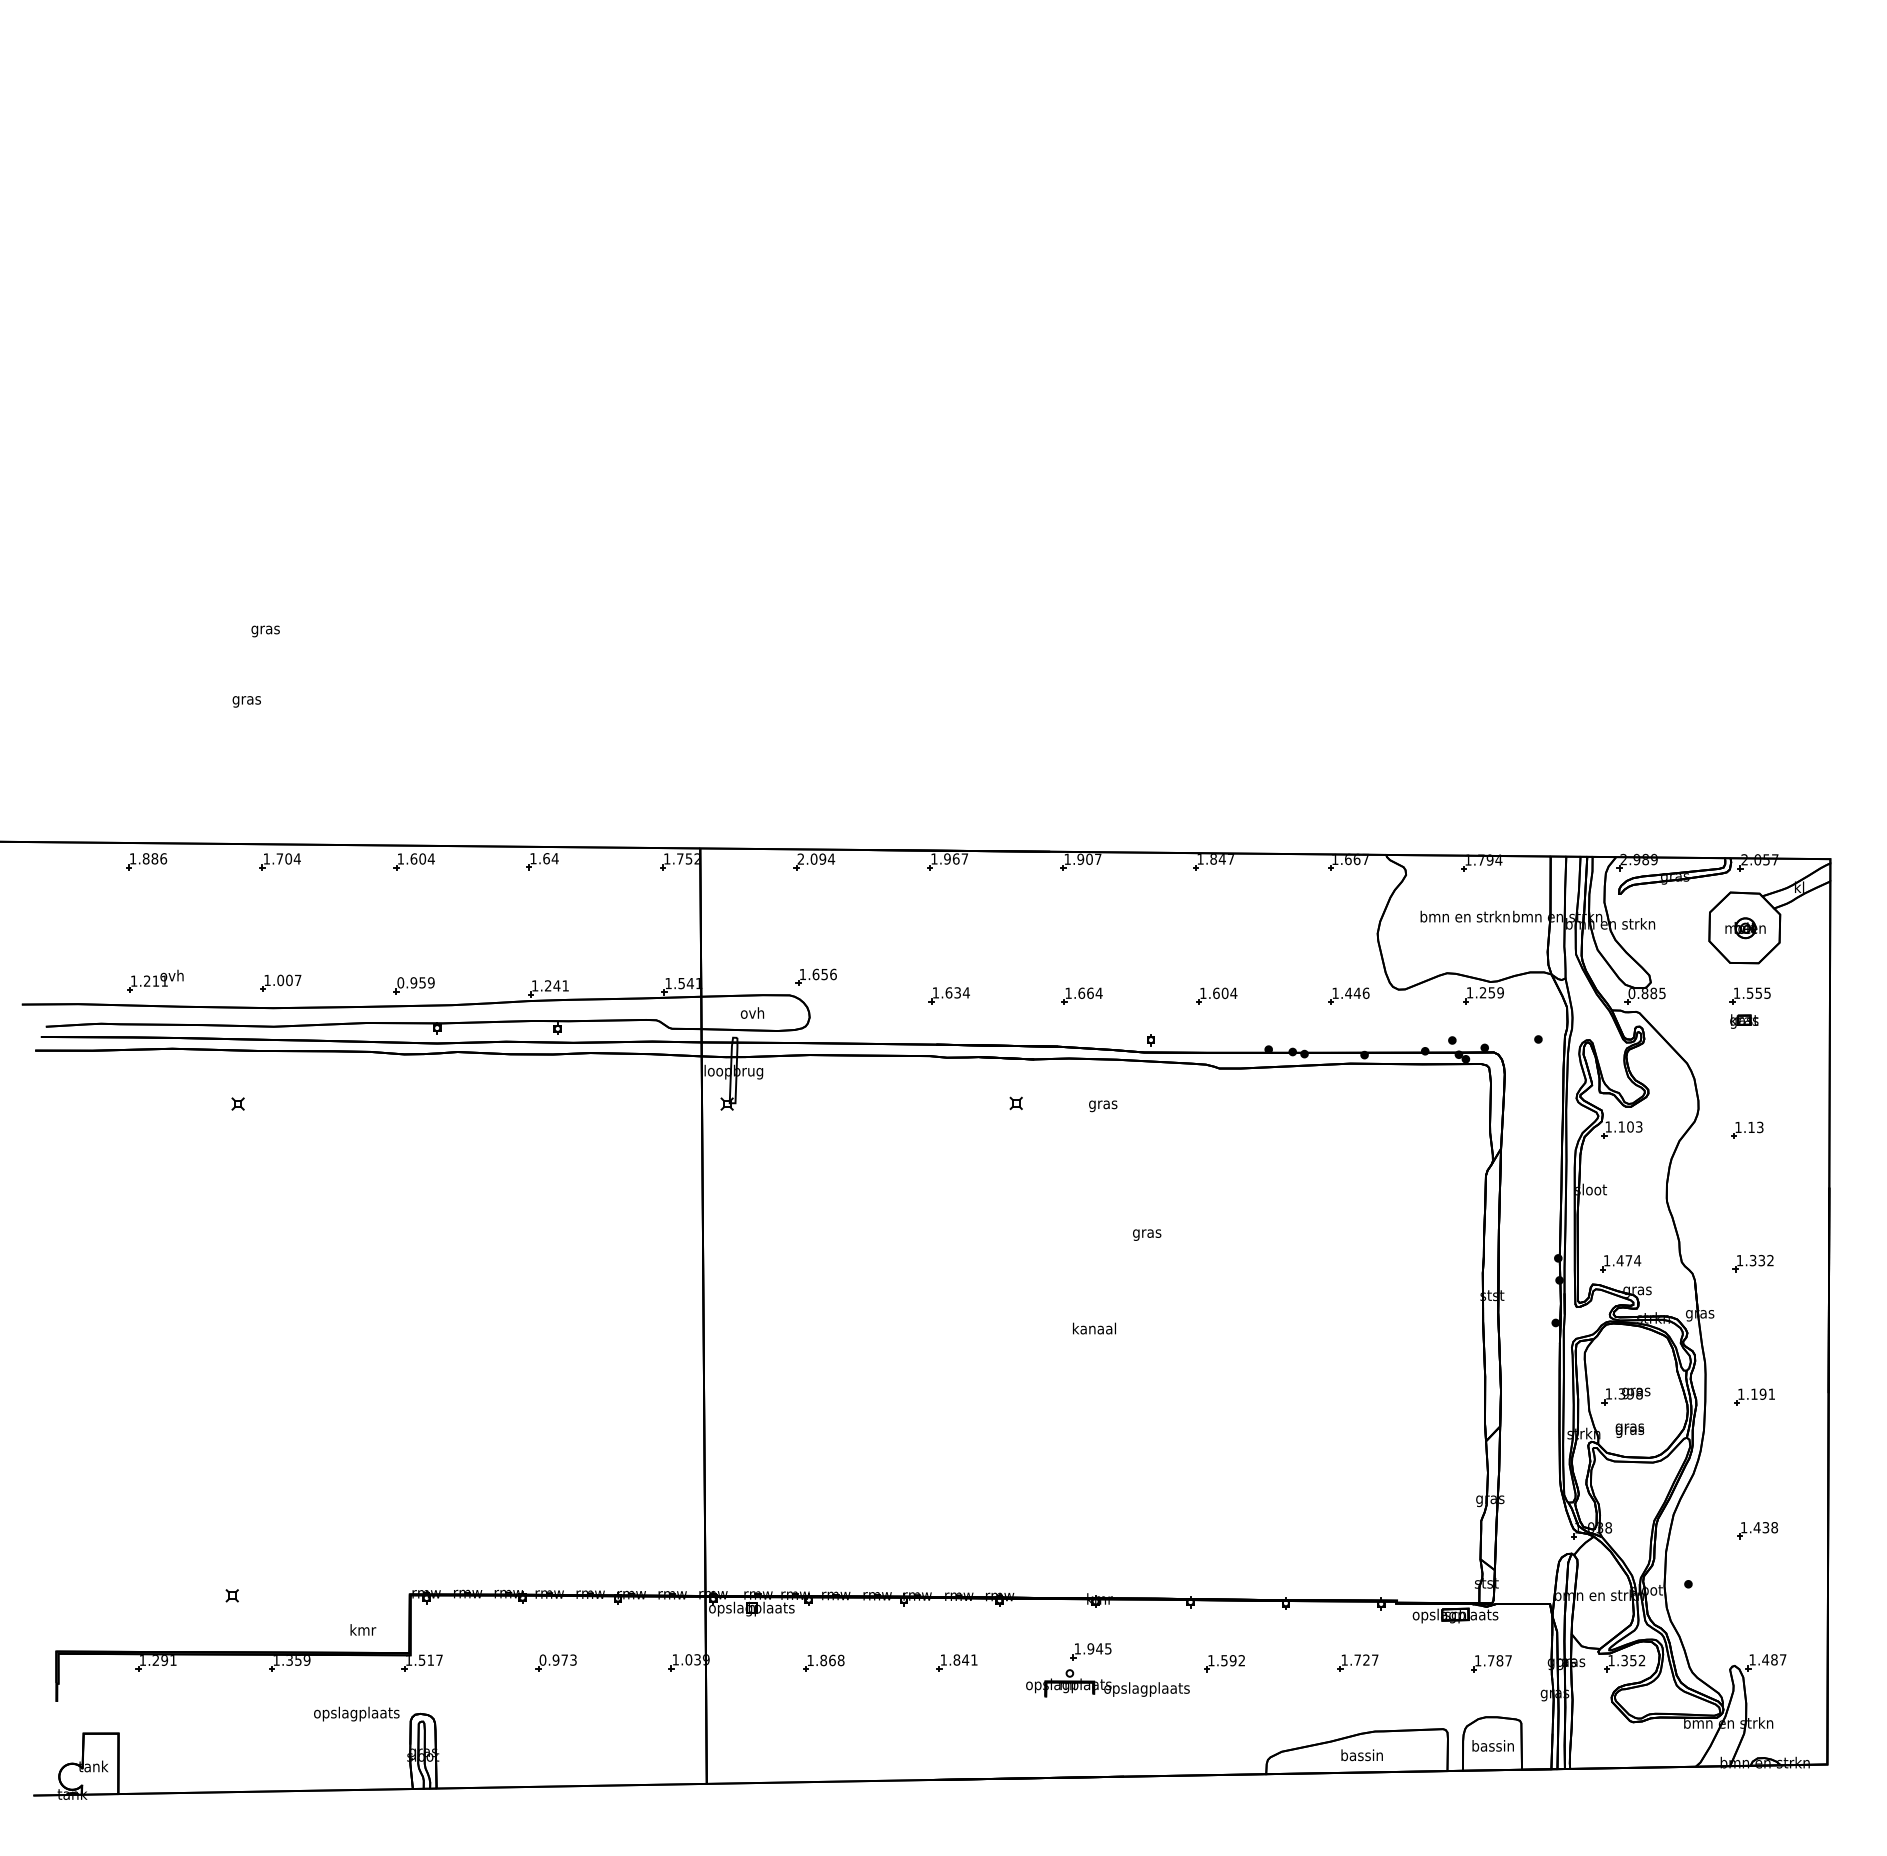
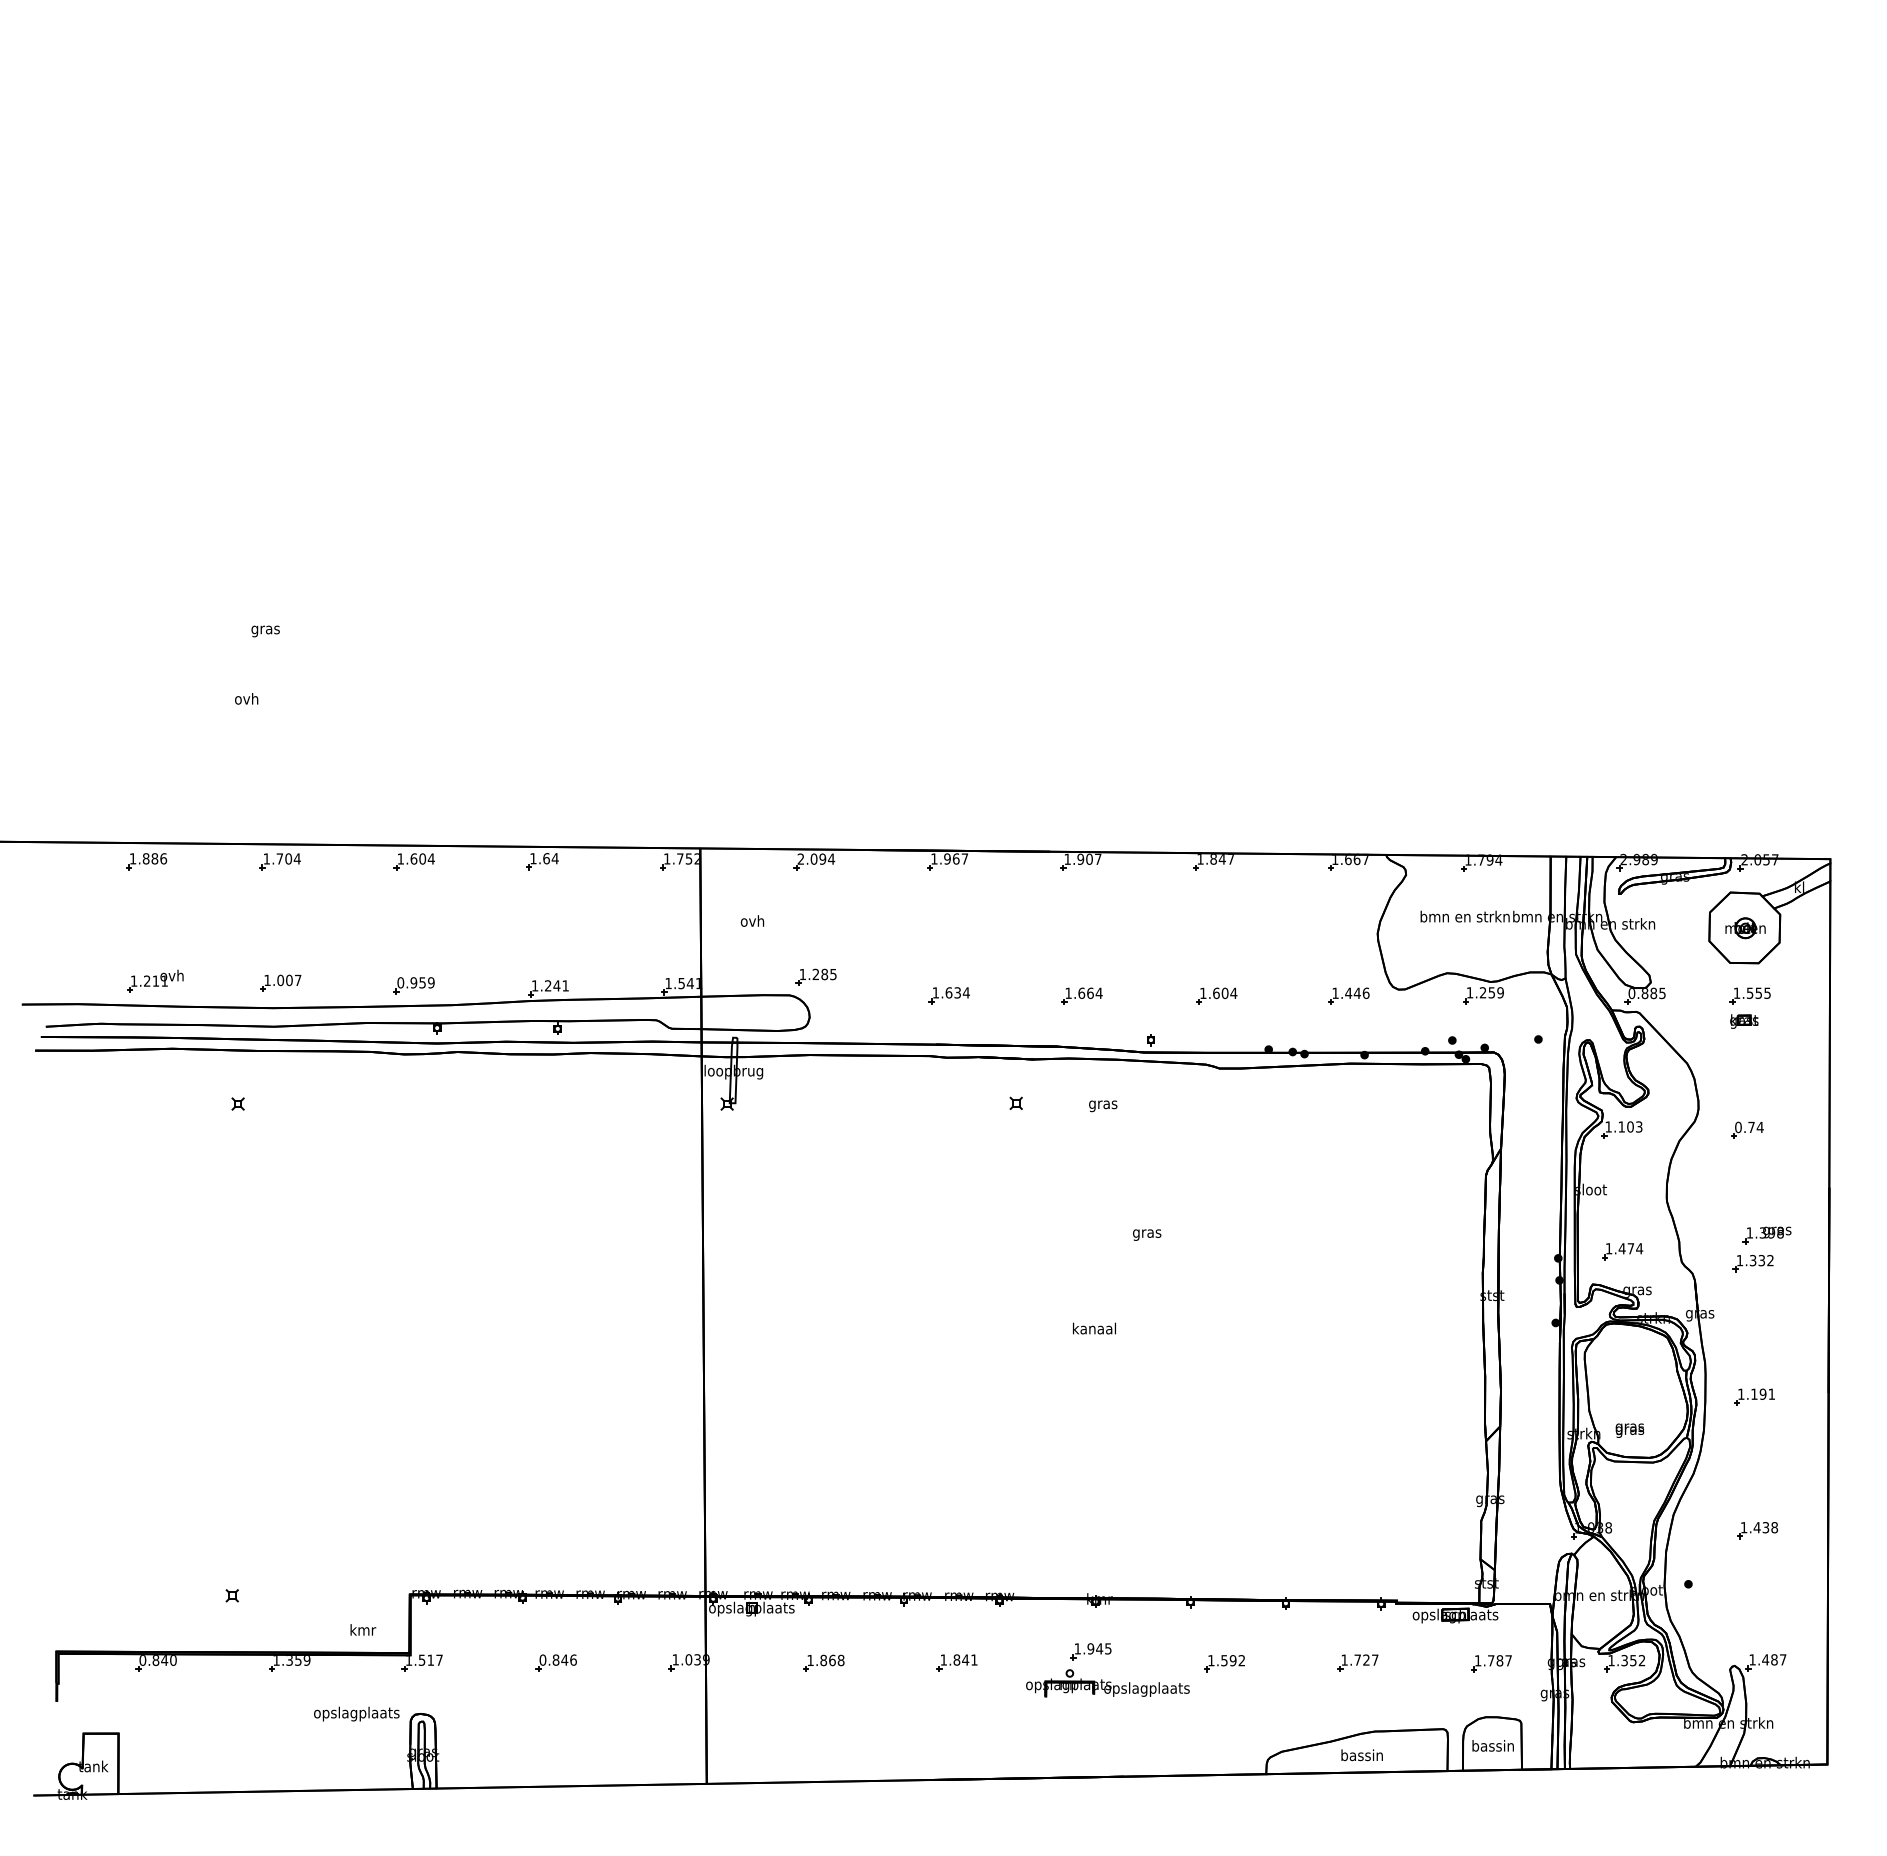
text: gras -> ovh (246, 700)
text: 1.656 -> 1.285 (824, 974)
text position: (752, 1012) -> (752, 920) (752, 920)
text: 1.13 -> 0.74 (1749, 1127)
part position: (1620, 1263) -> (1622, 1251) (1622, 1251)
part position: (1625, 1396) -> (1766, 1235) (1766, 1235)
text: 0.973 -> 0.846 (564, 1659)
text: 1.291 -> 0.840 (157, 1660)
